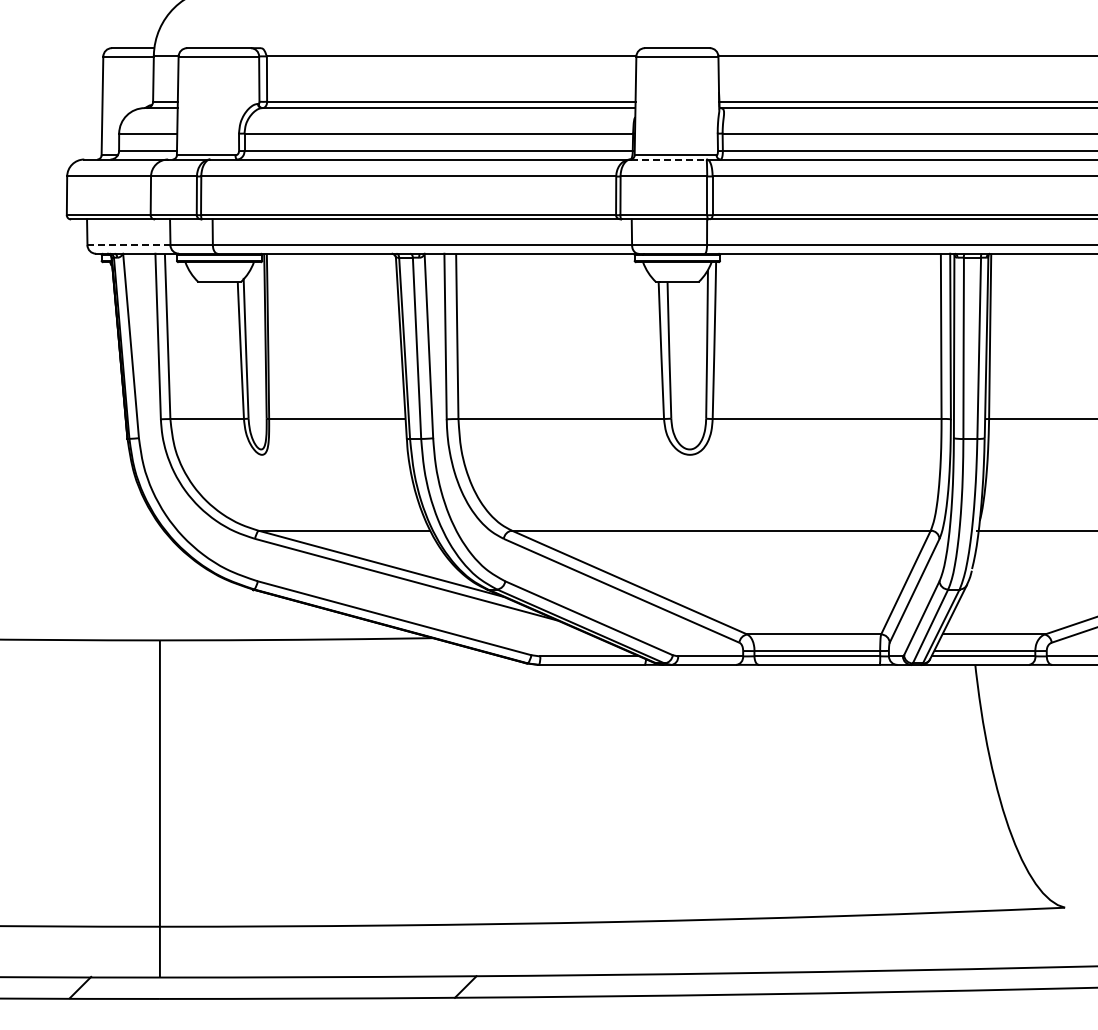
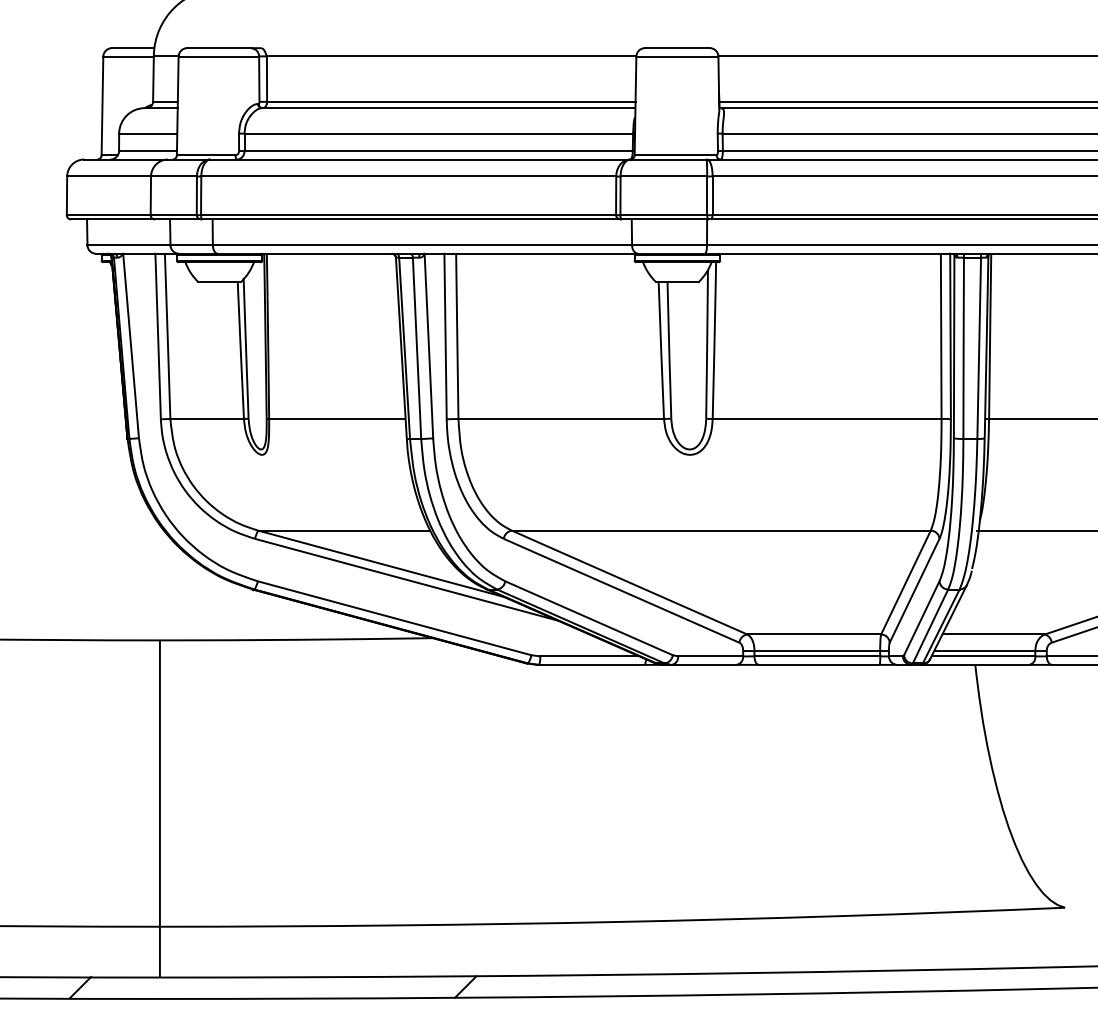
line: dashed -> solid (668, 159)
line: dashed -> solid (128, 245)
